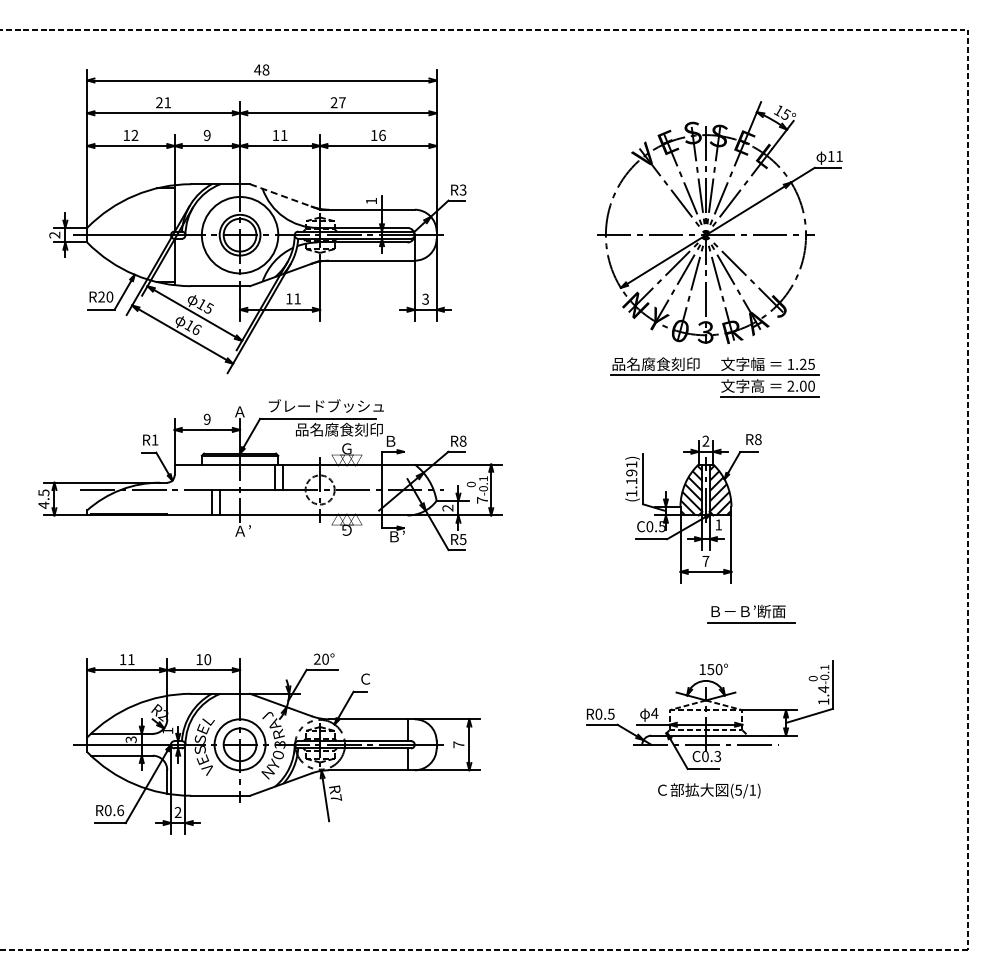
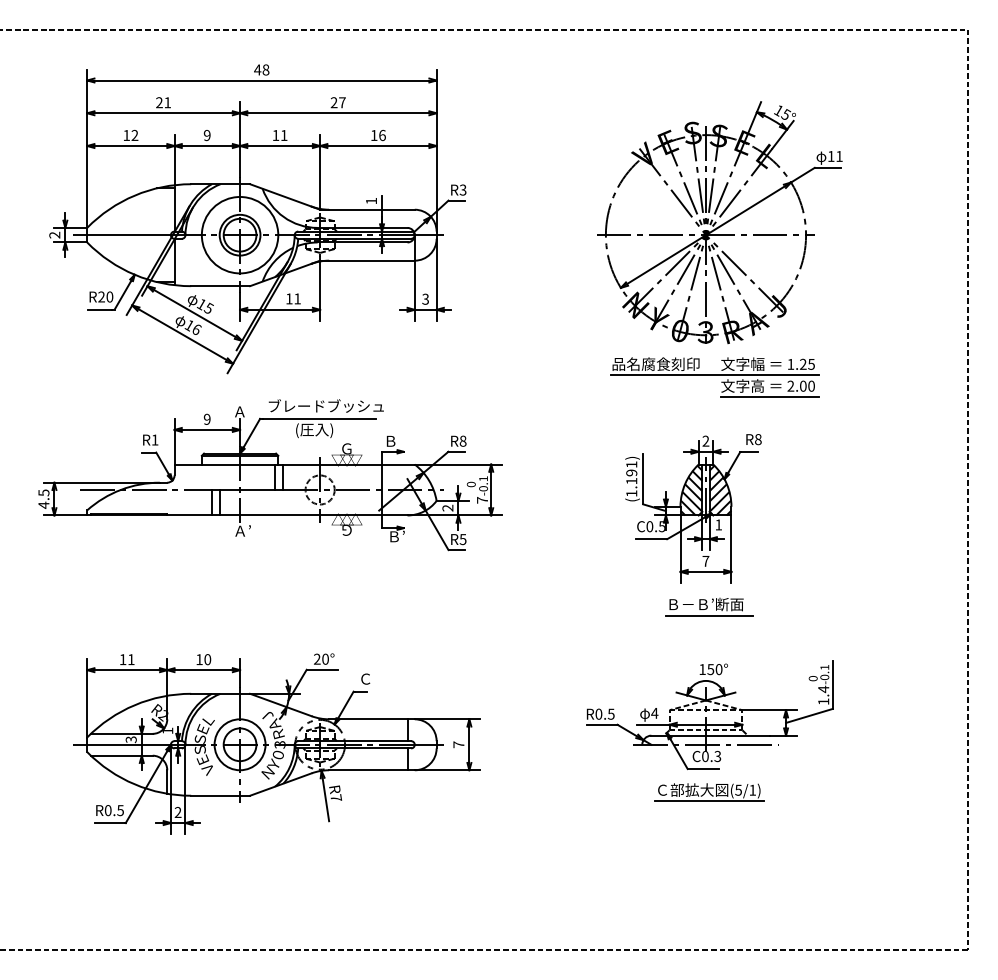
line: dashed -> solid (280, 195)
text: 品名腐食刻印 -> (圧入) (339, 430)
part position: (751, 613) -> (709, 606) (709, 606)
line: none -> present (709, 801)
text: R0.6 -> R0.5 (120, 810)
